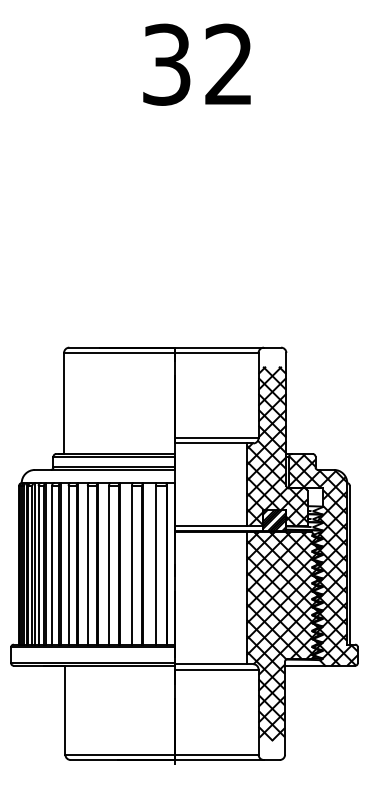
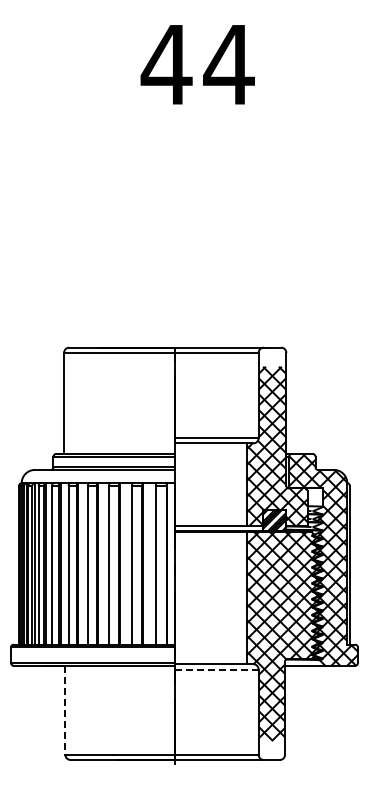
text: 32 -> 44 (197, 64)
line: solid -> dashed (216, 669)
line: solid -> dashed (65, 710)
